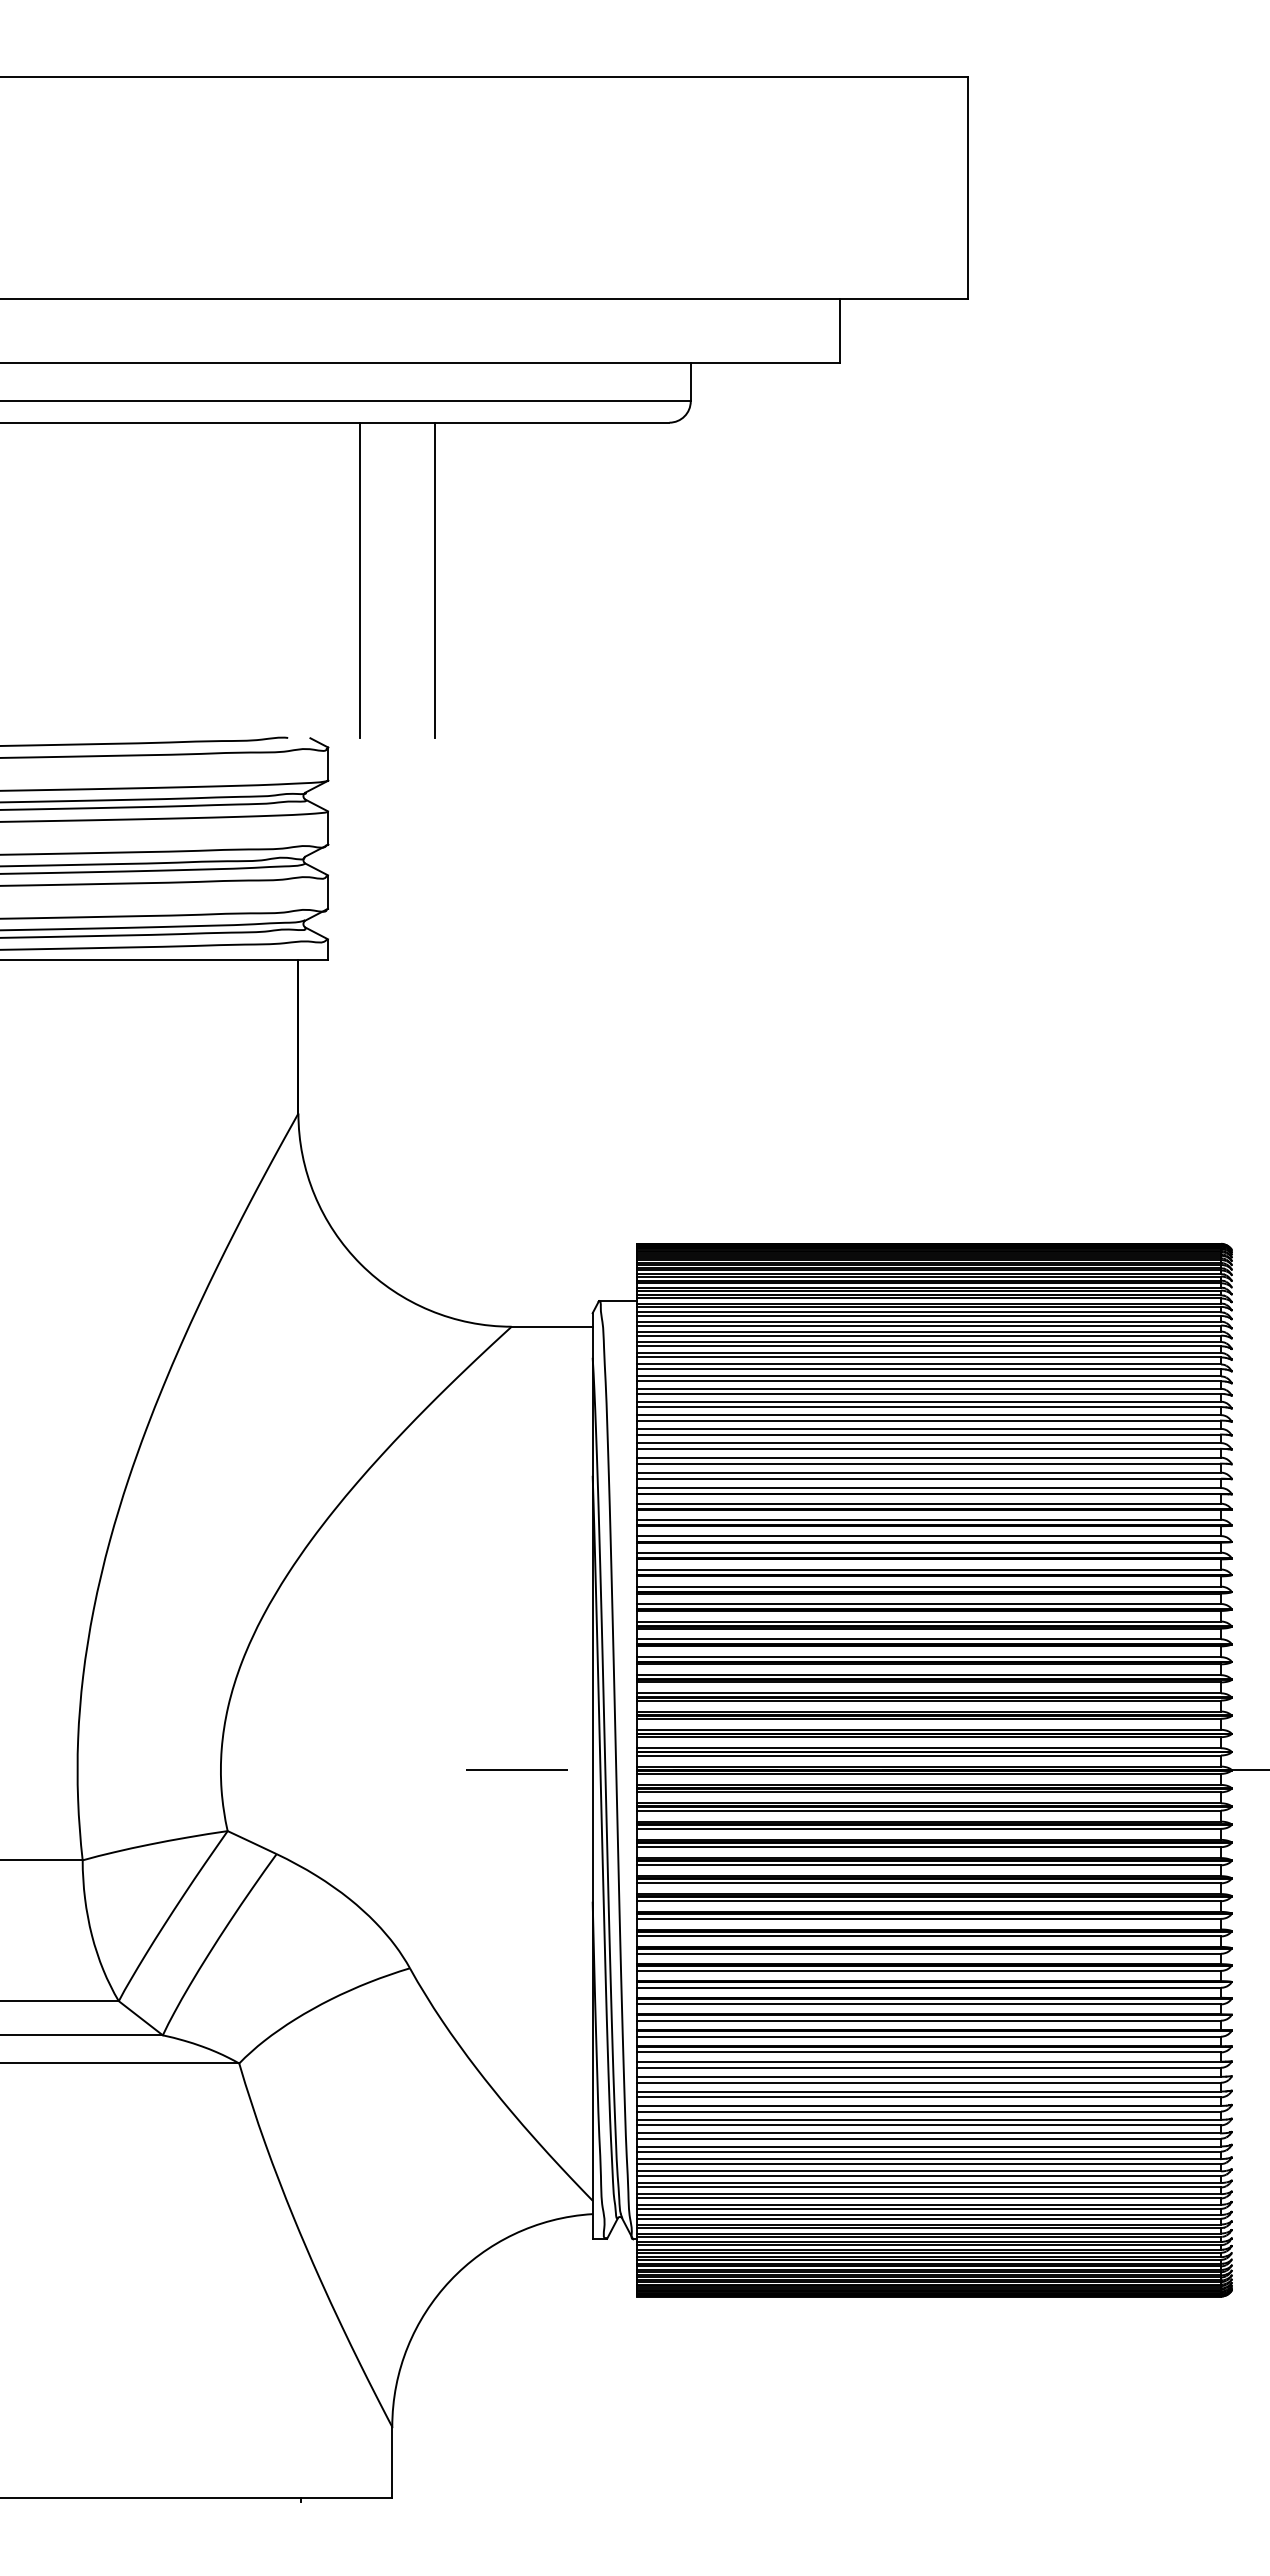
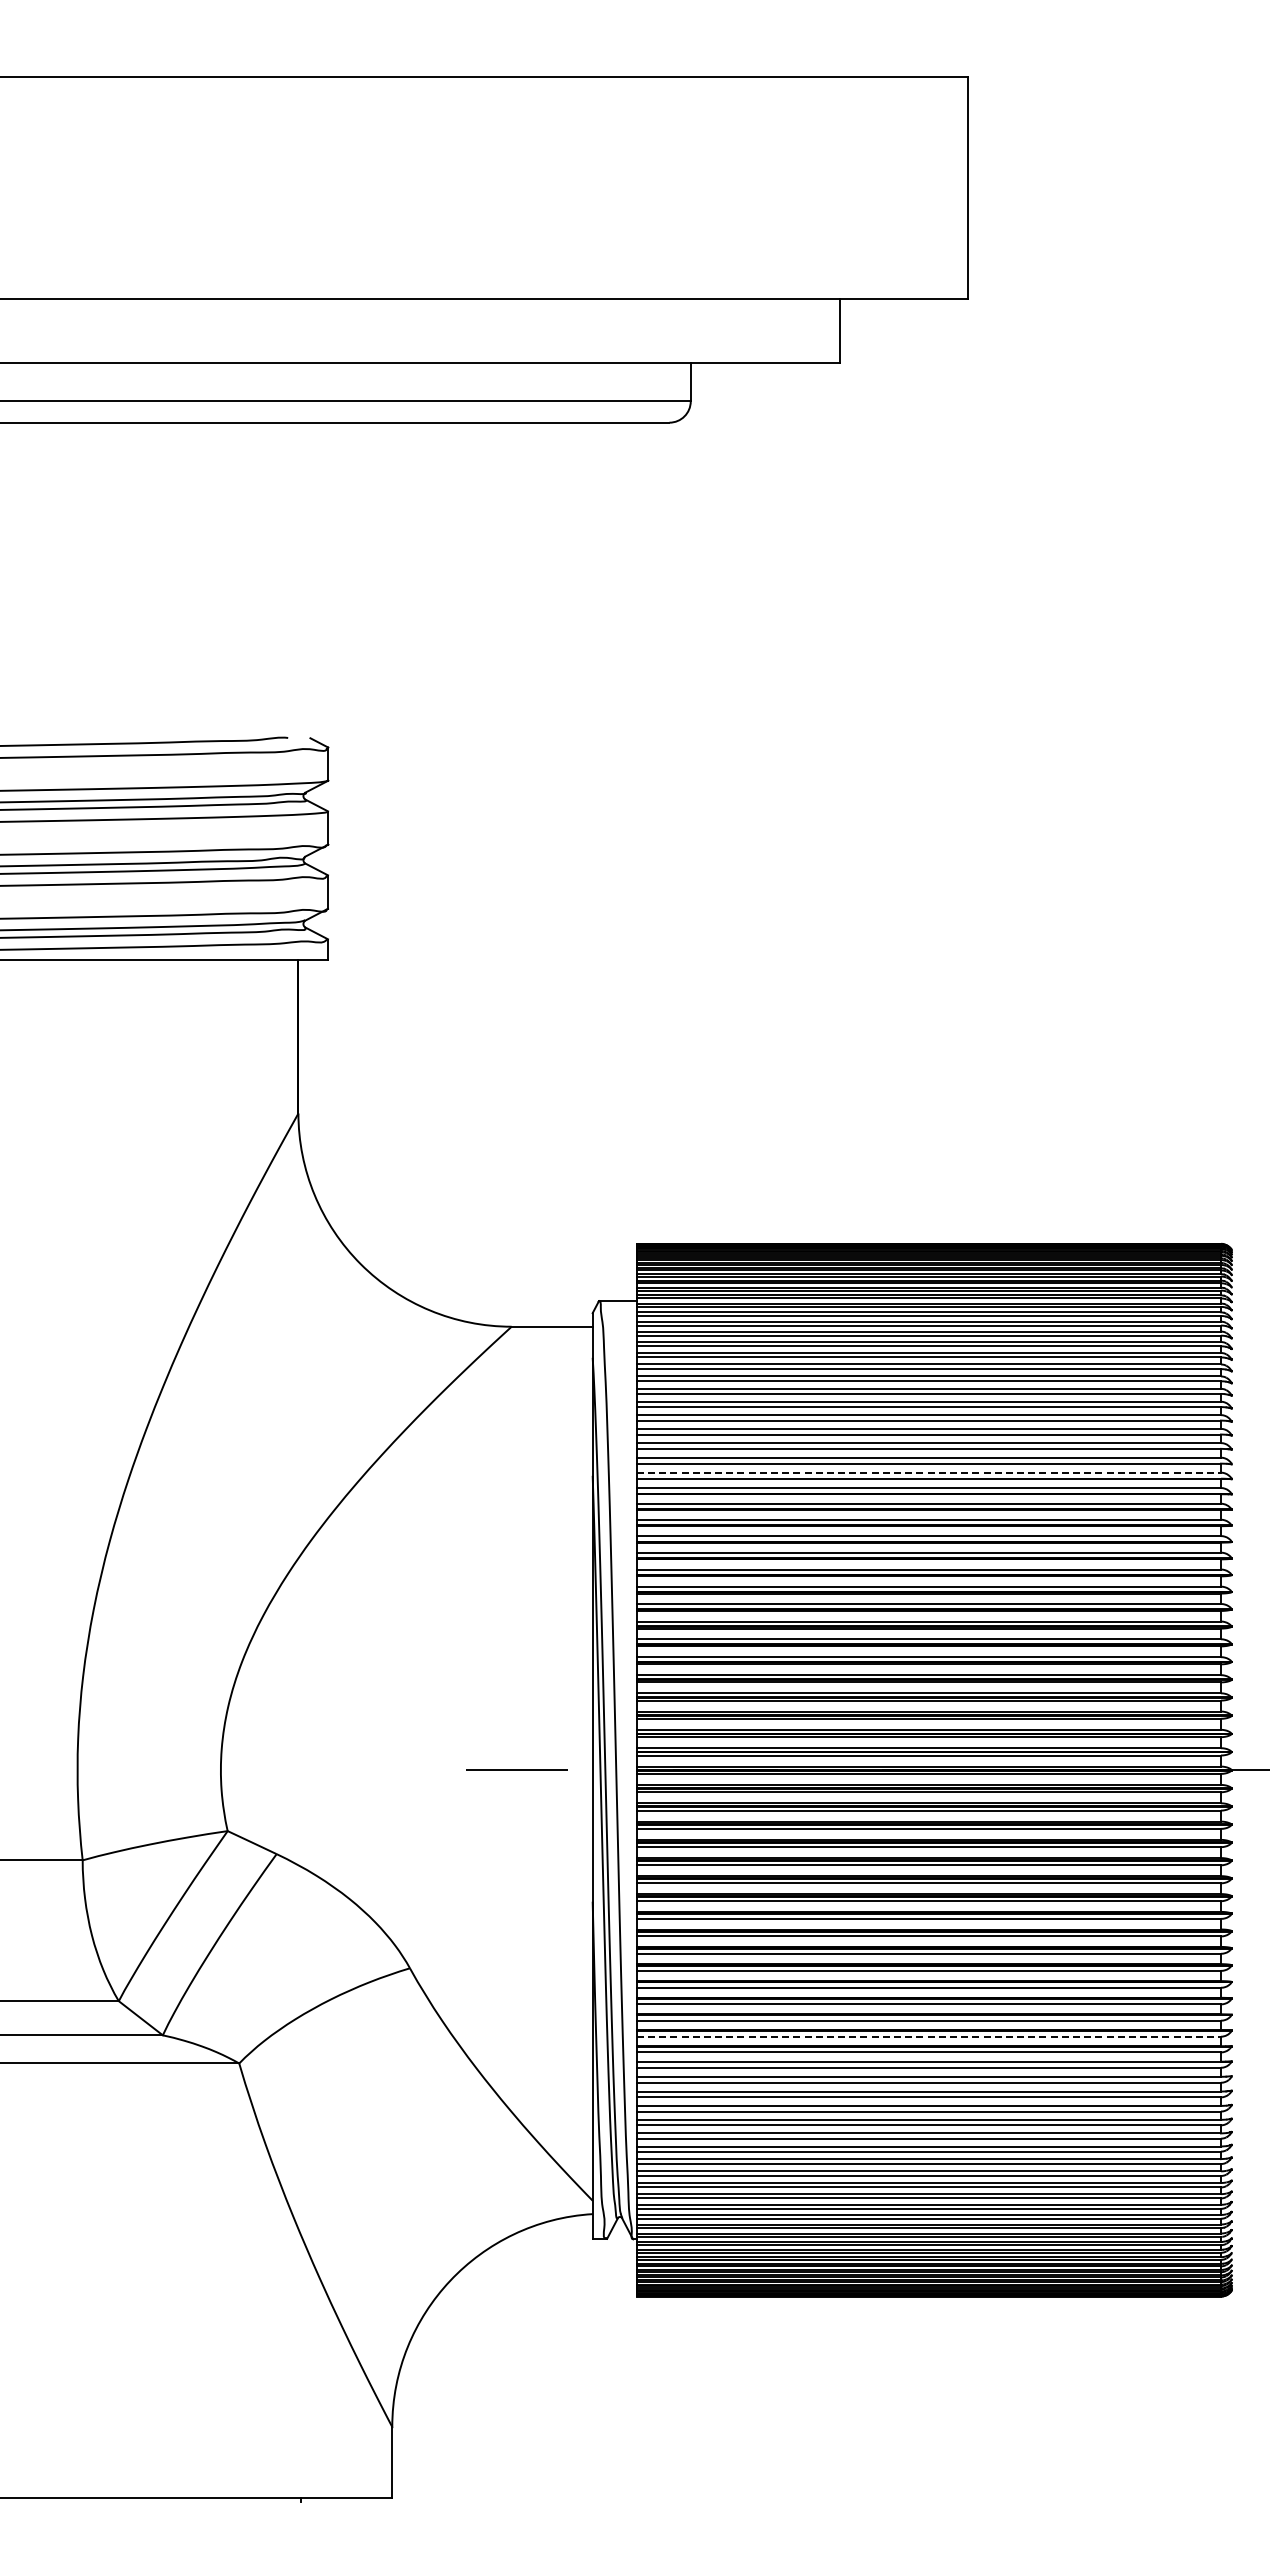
line: present -> none (360, 580)
line: present -> none (434, 580)
line: solid -> dashed (929, 1472)
line: solid -> dashed (929, 2036)
